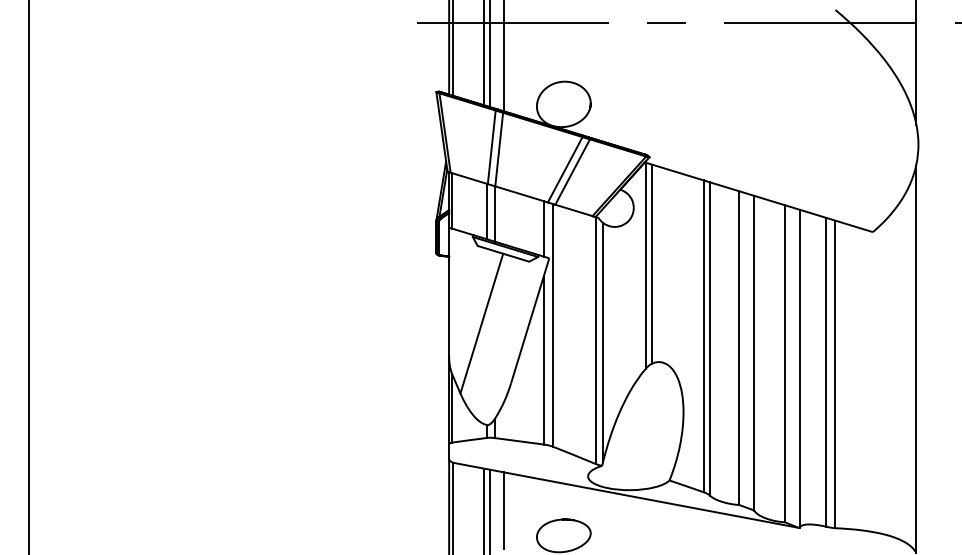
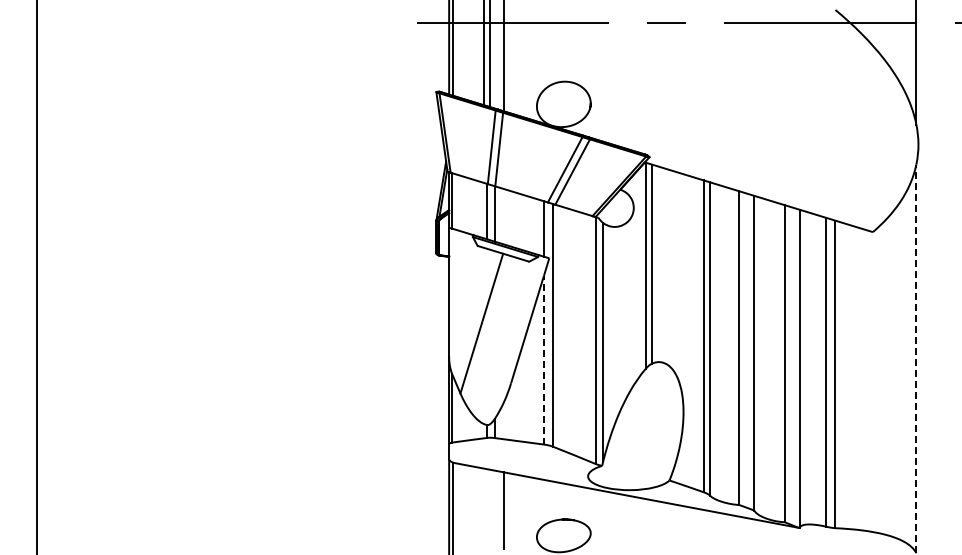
line position: (28, 276) -> (36, 276) (36, 276)
line: solid -> dashed (916, 358)
line: solid -> dashed (543, 359)
line: present -> none (484, 509)
line: present -> none (489, 510)
